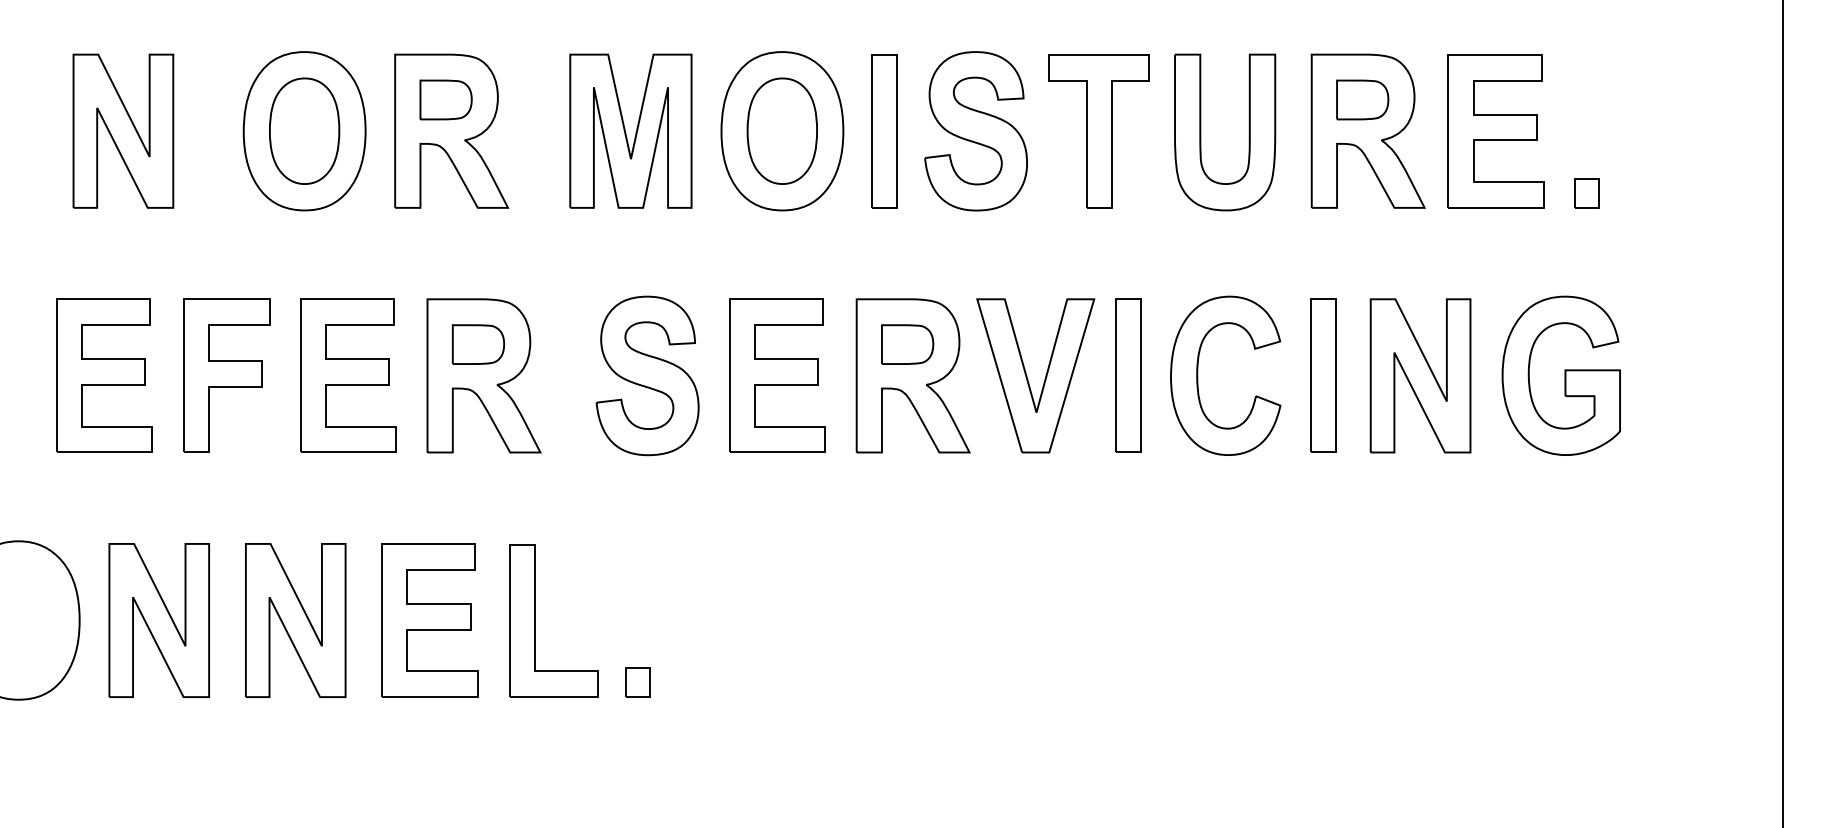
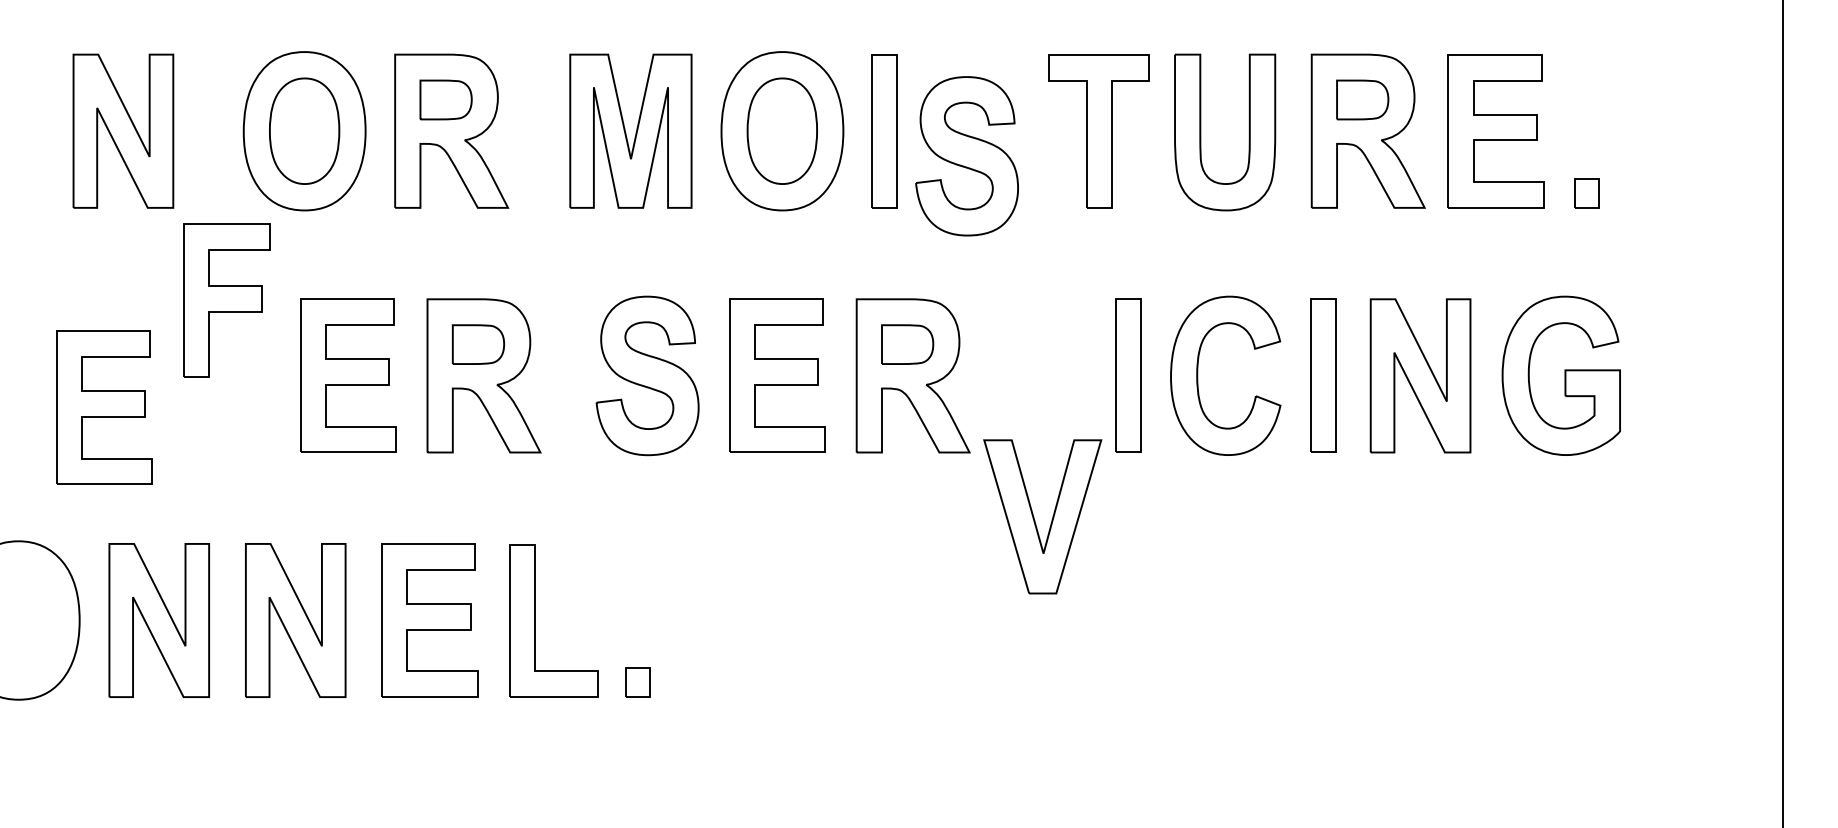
part position: (975, 131) -> (966, 156) (966, 156)
part position: (104, 375) -> (104, 407) (104, 407)
part position: (226, 375) -> (226, 300) (226, 300)
part position: (1027, 375) -> (1034, 516) (1034, 516)
